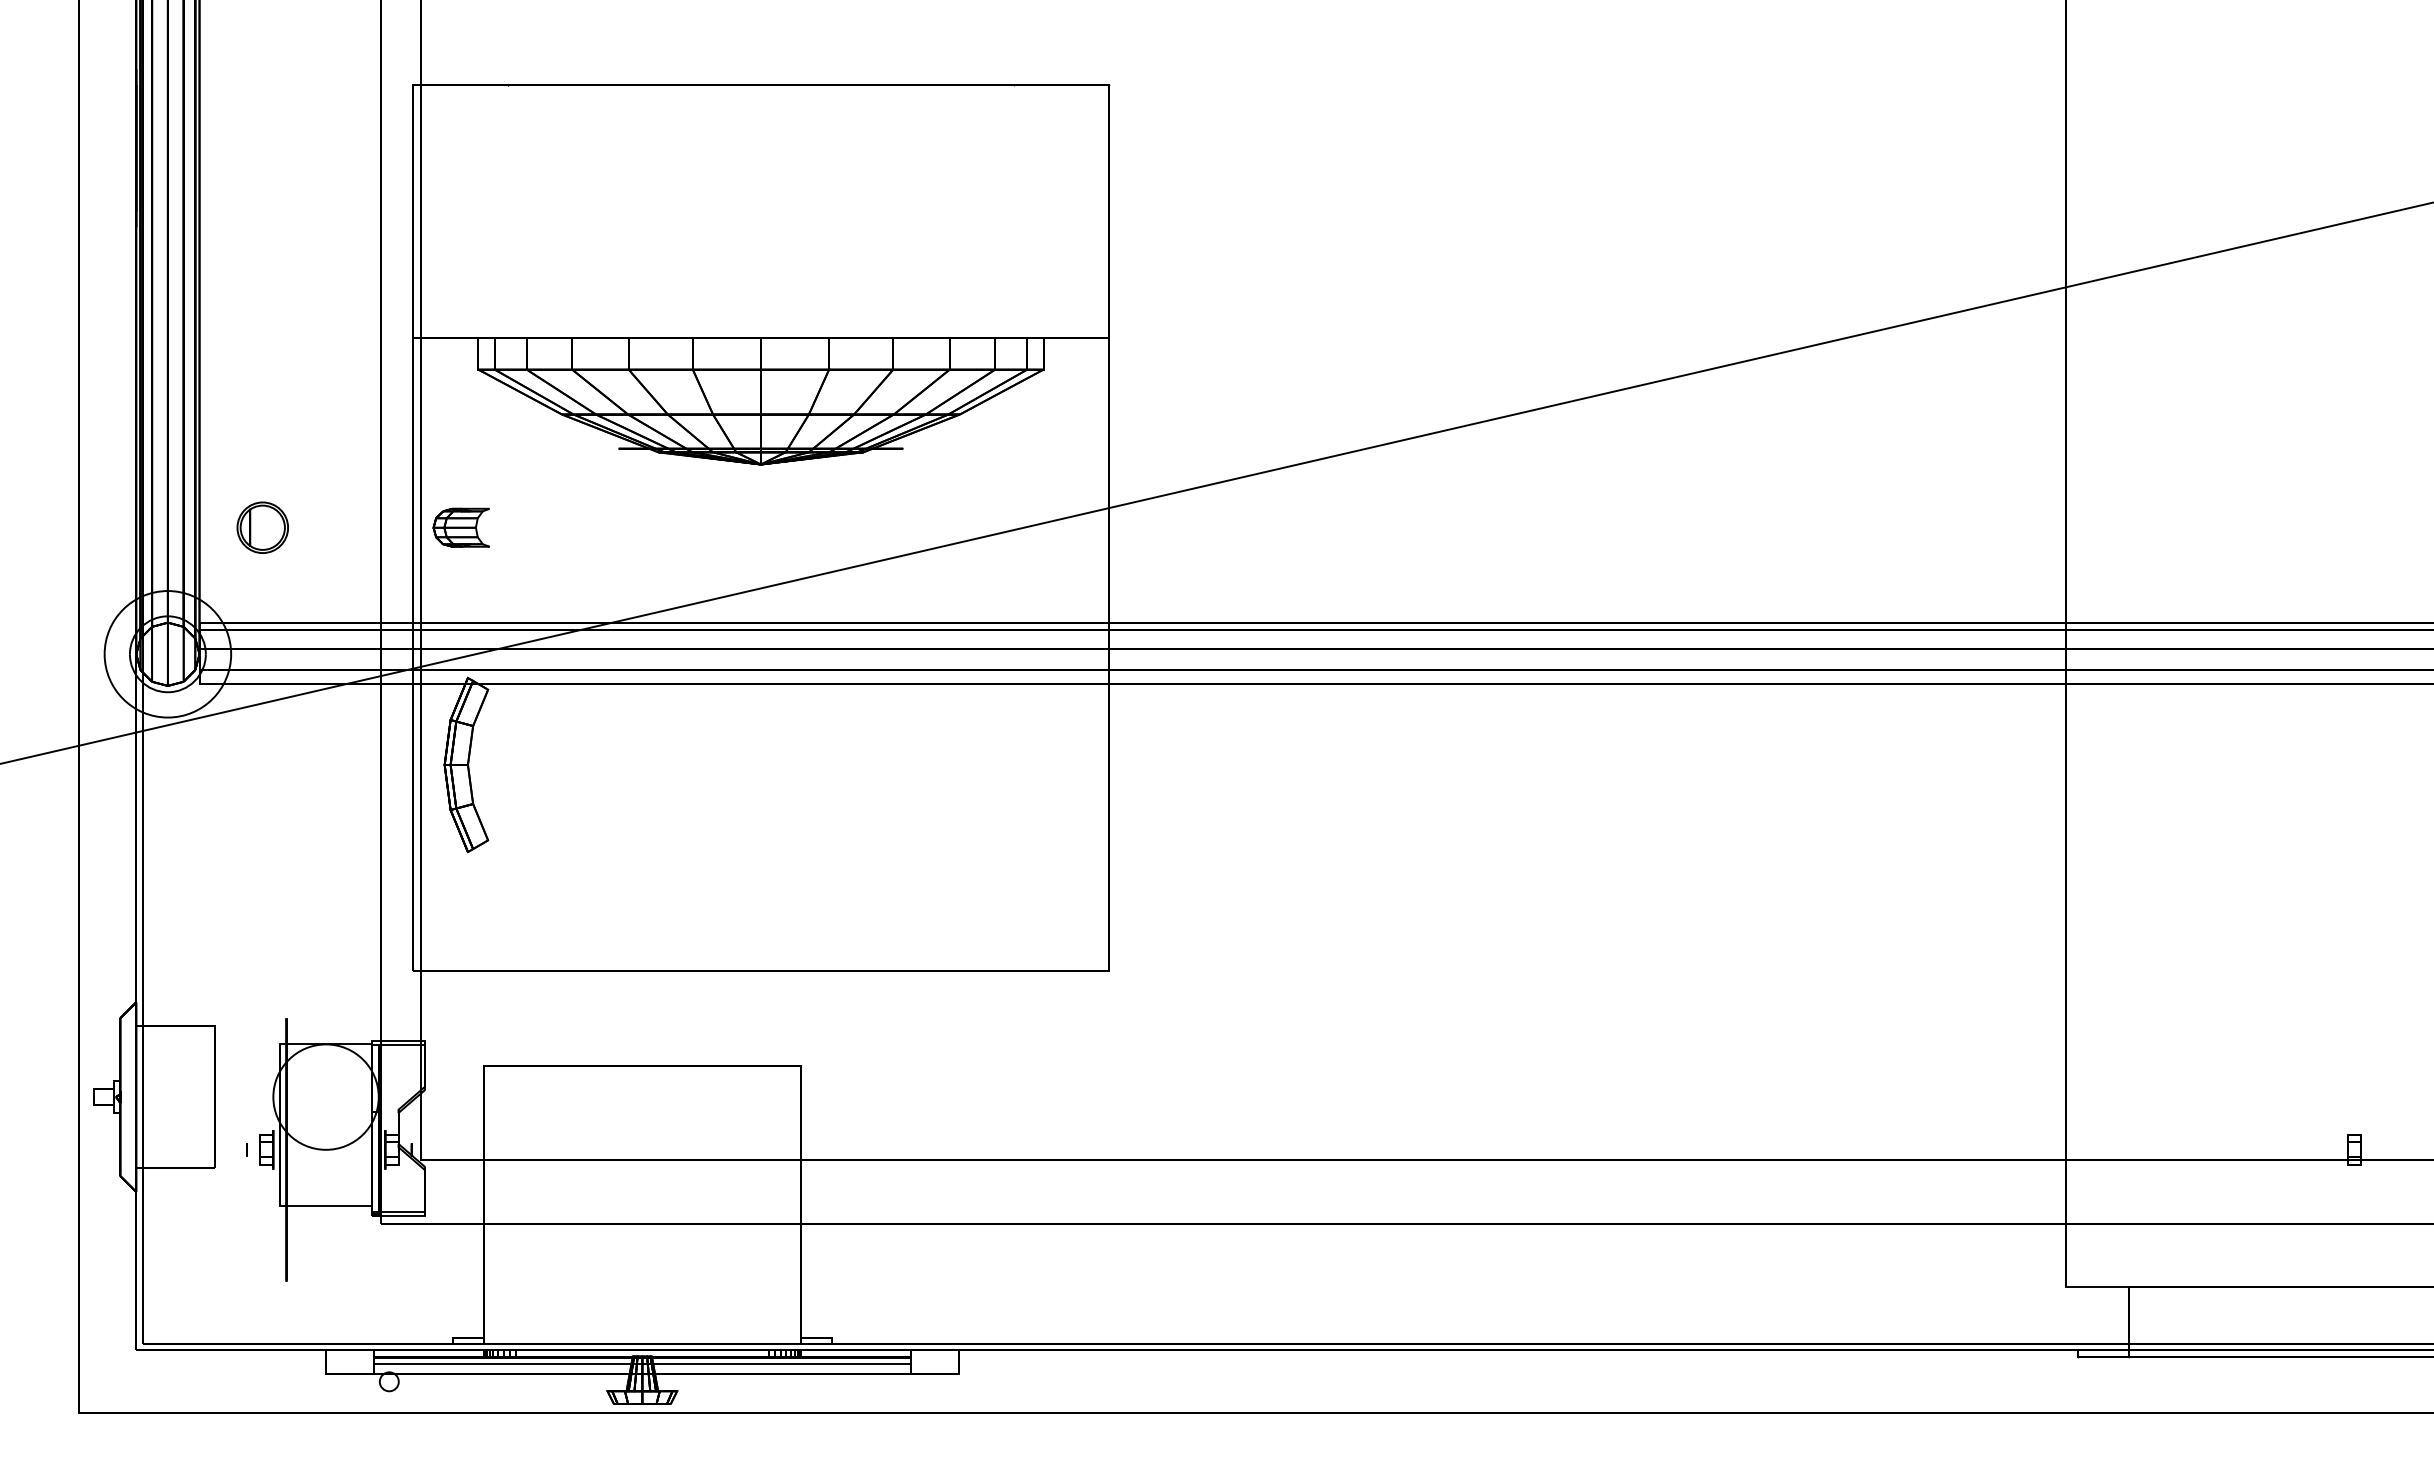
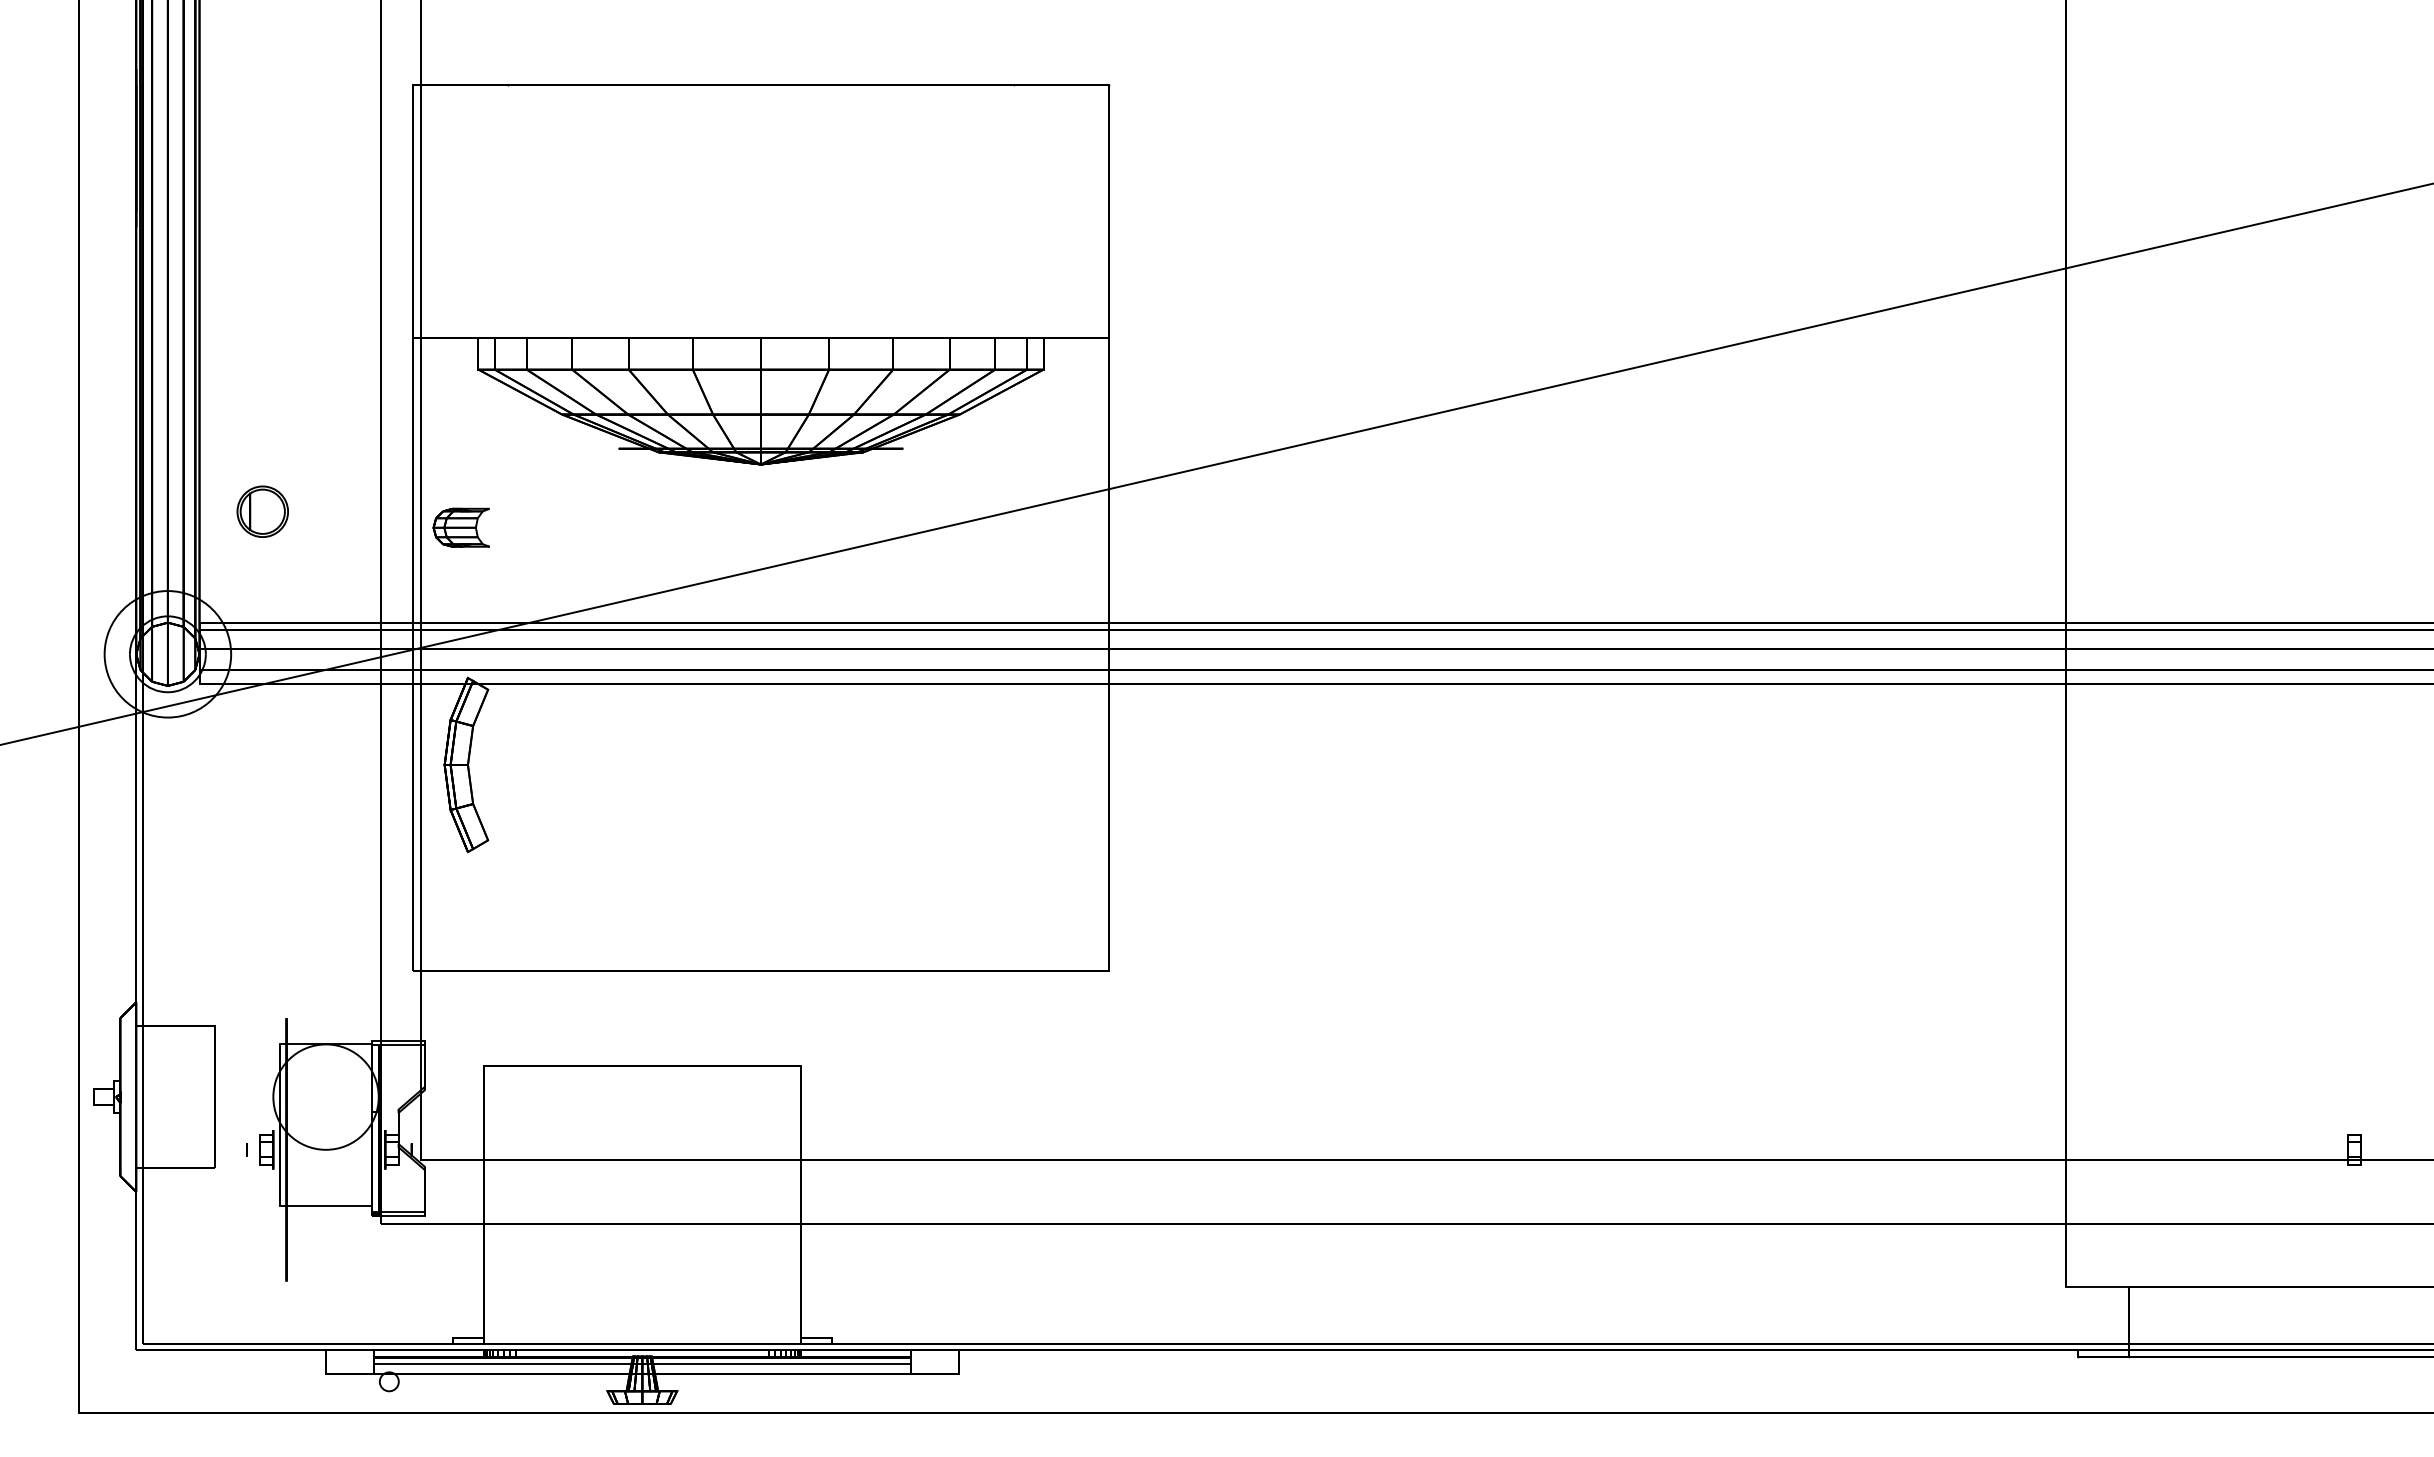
line position: (1216, 483) -> (1216, 464) (1216, 464)
part position: (262, 527) -> (262, 511) (262, 511)
